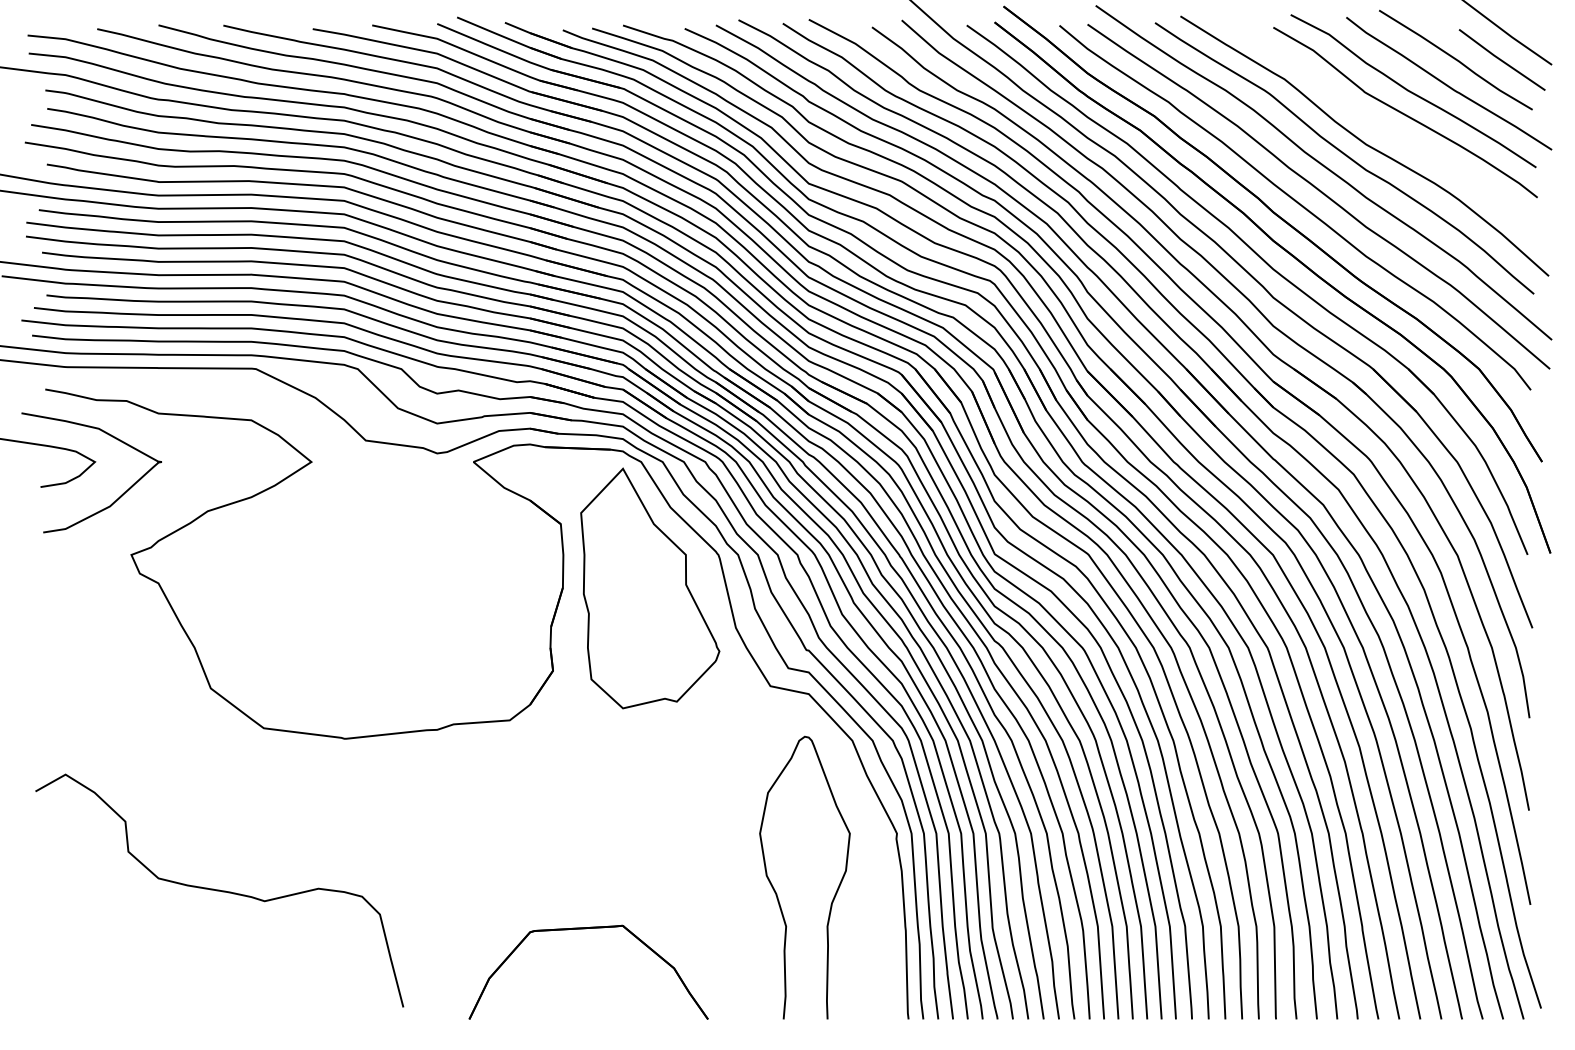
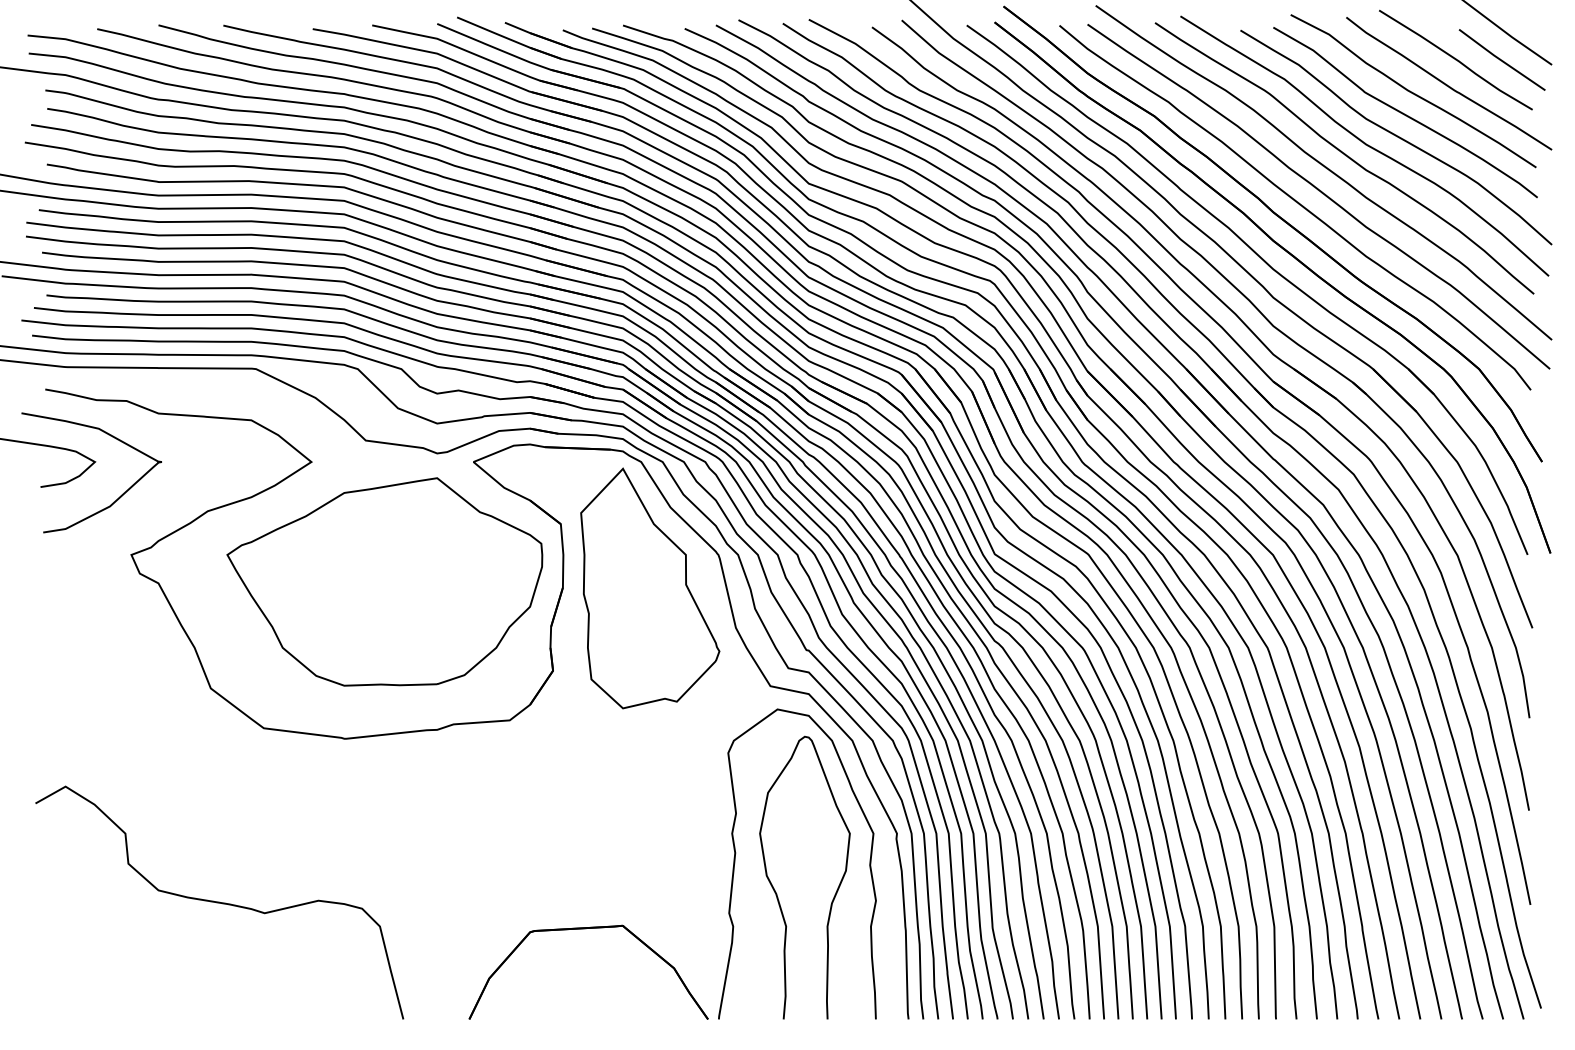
curve: none -> present (1396, 136)
part: none -> present (384, 581)
curve: none -> present (736, 853)
curve position: (219, 890) -> (219, 902) (219, 902)
